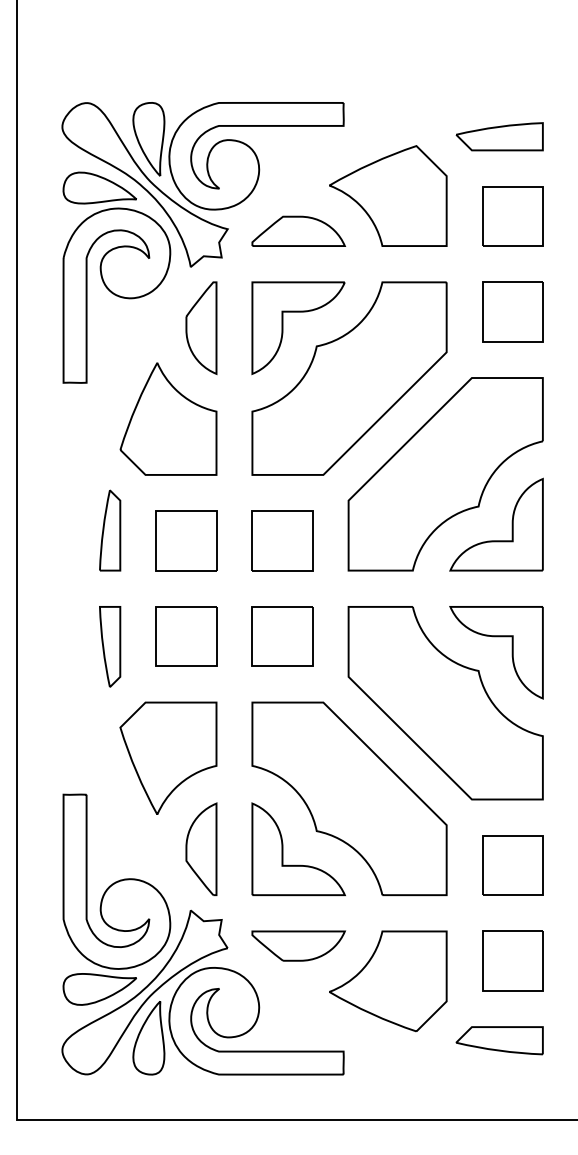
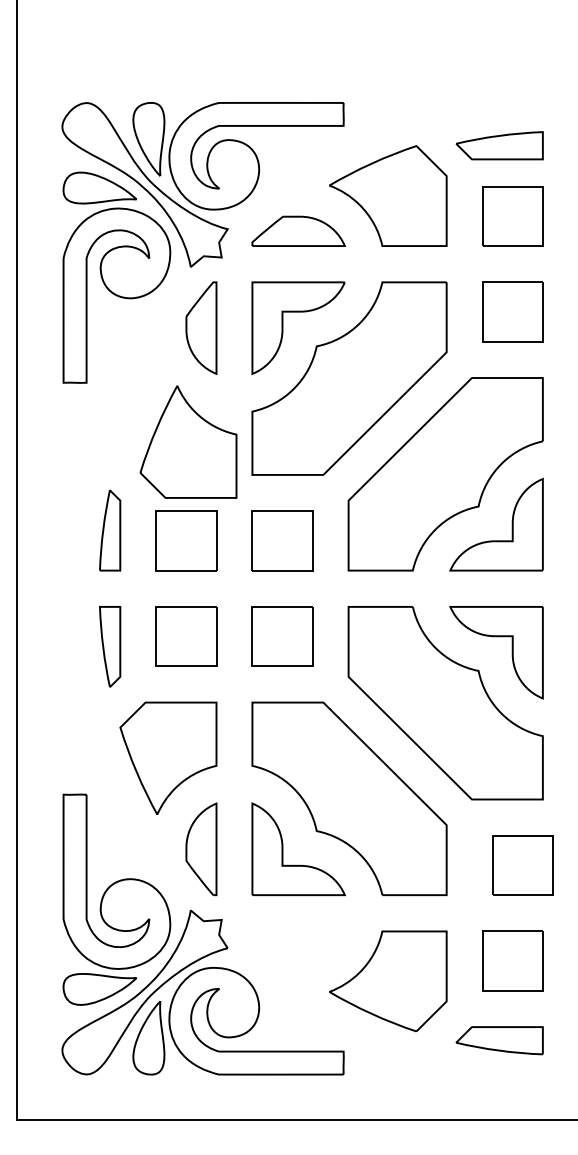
part position: (499, 136) -> (499, 145) (499, 145)
part position: (168, 418) -> (188, 441) (188, 441)
part position: (512, 865) -> (522, 865) (522, 865)
part: present -> none (298, 945)
